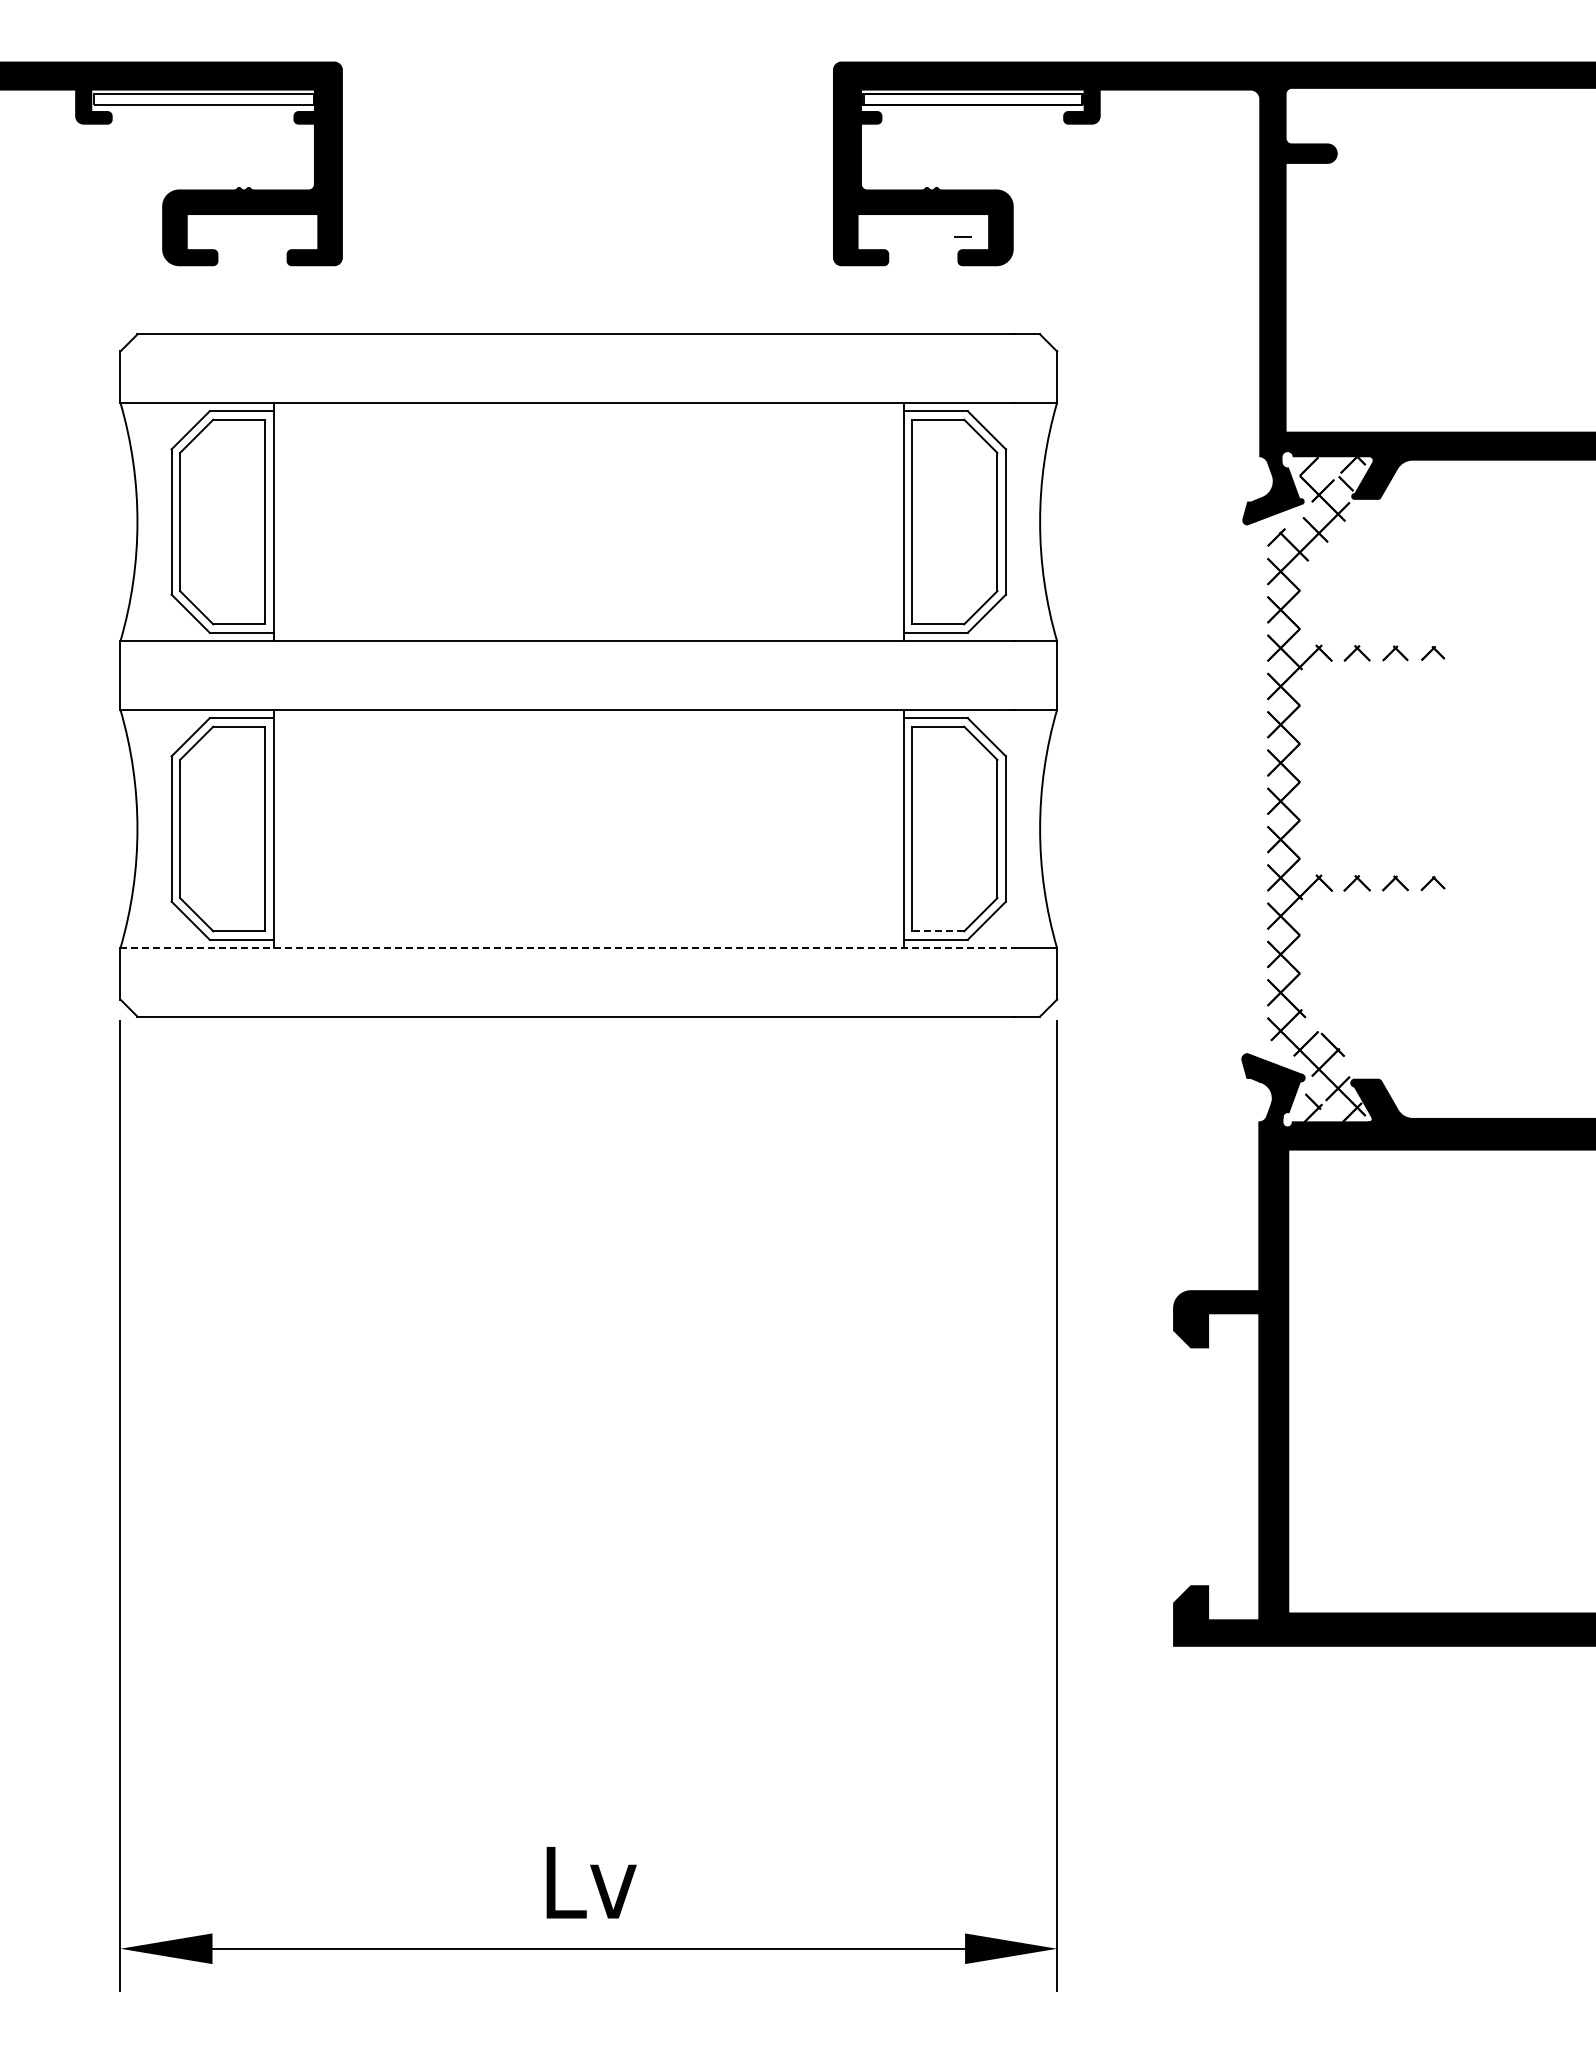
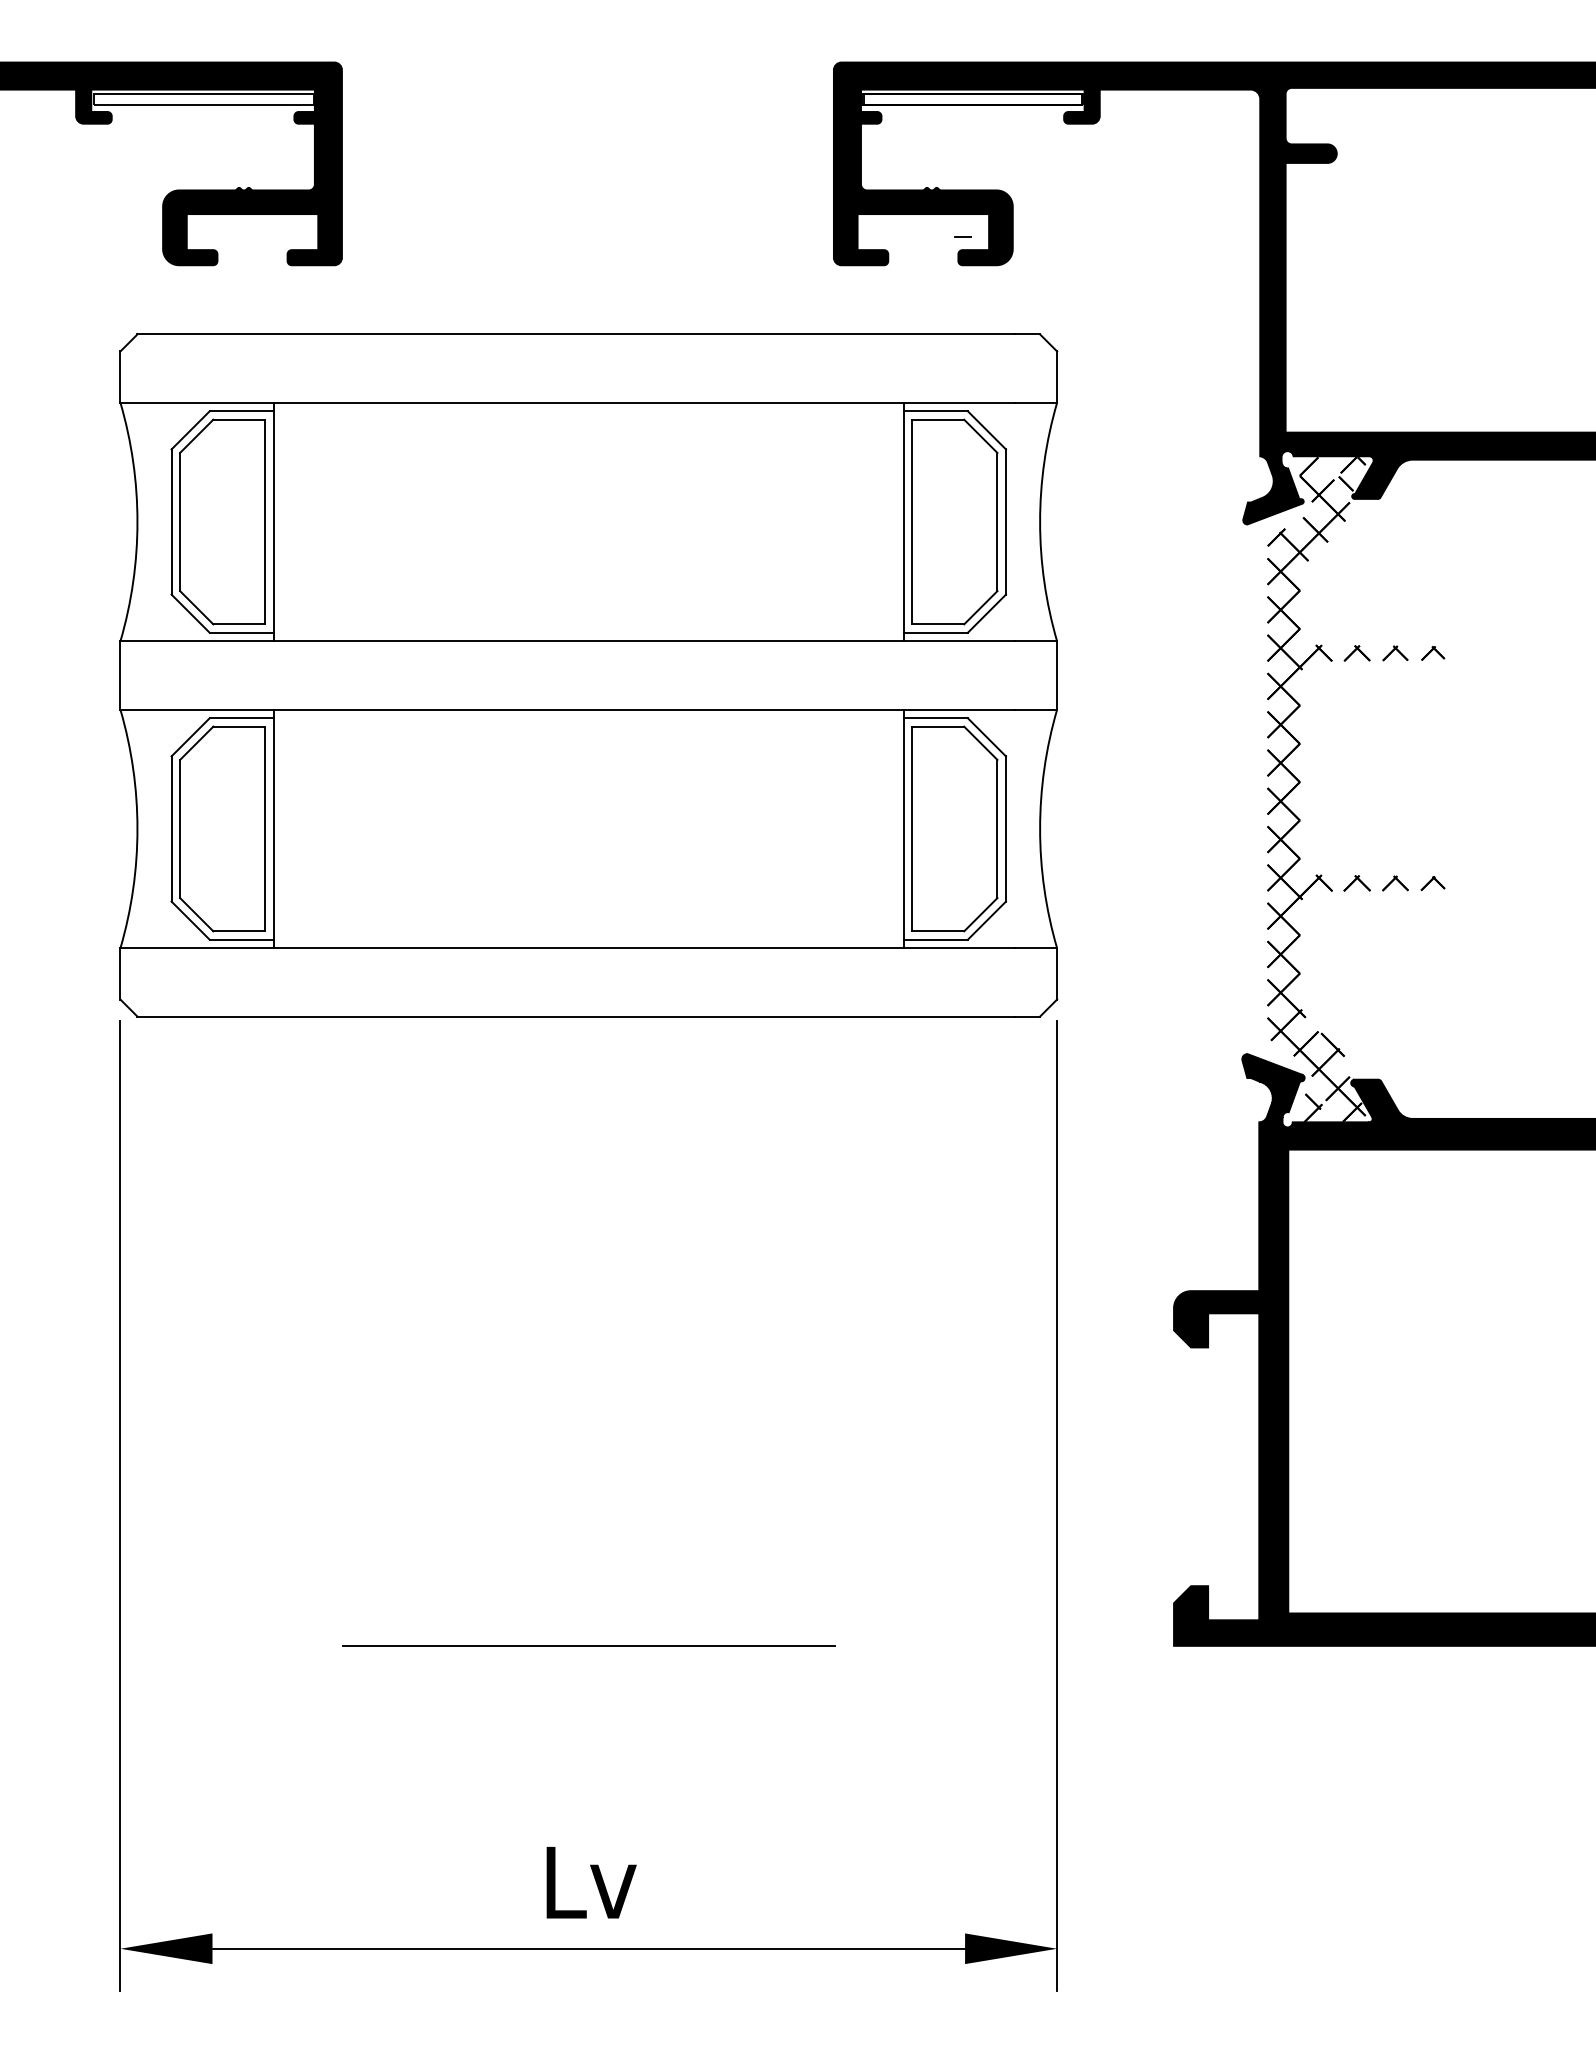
line: dashed -> solid (937, 931)
line: dashed -> solid (568, 948)
line: none -> present (588, 1645)
